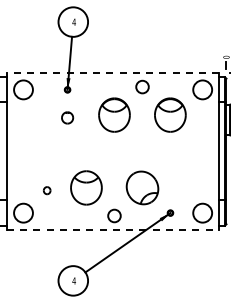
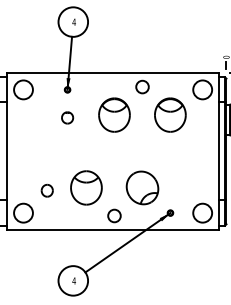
line: dashed -> solid (112, 73)
part size: 10x10 px -> 14x15 px (46, 190)
line: dashed -> solid (113, 229)
